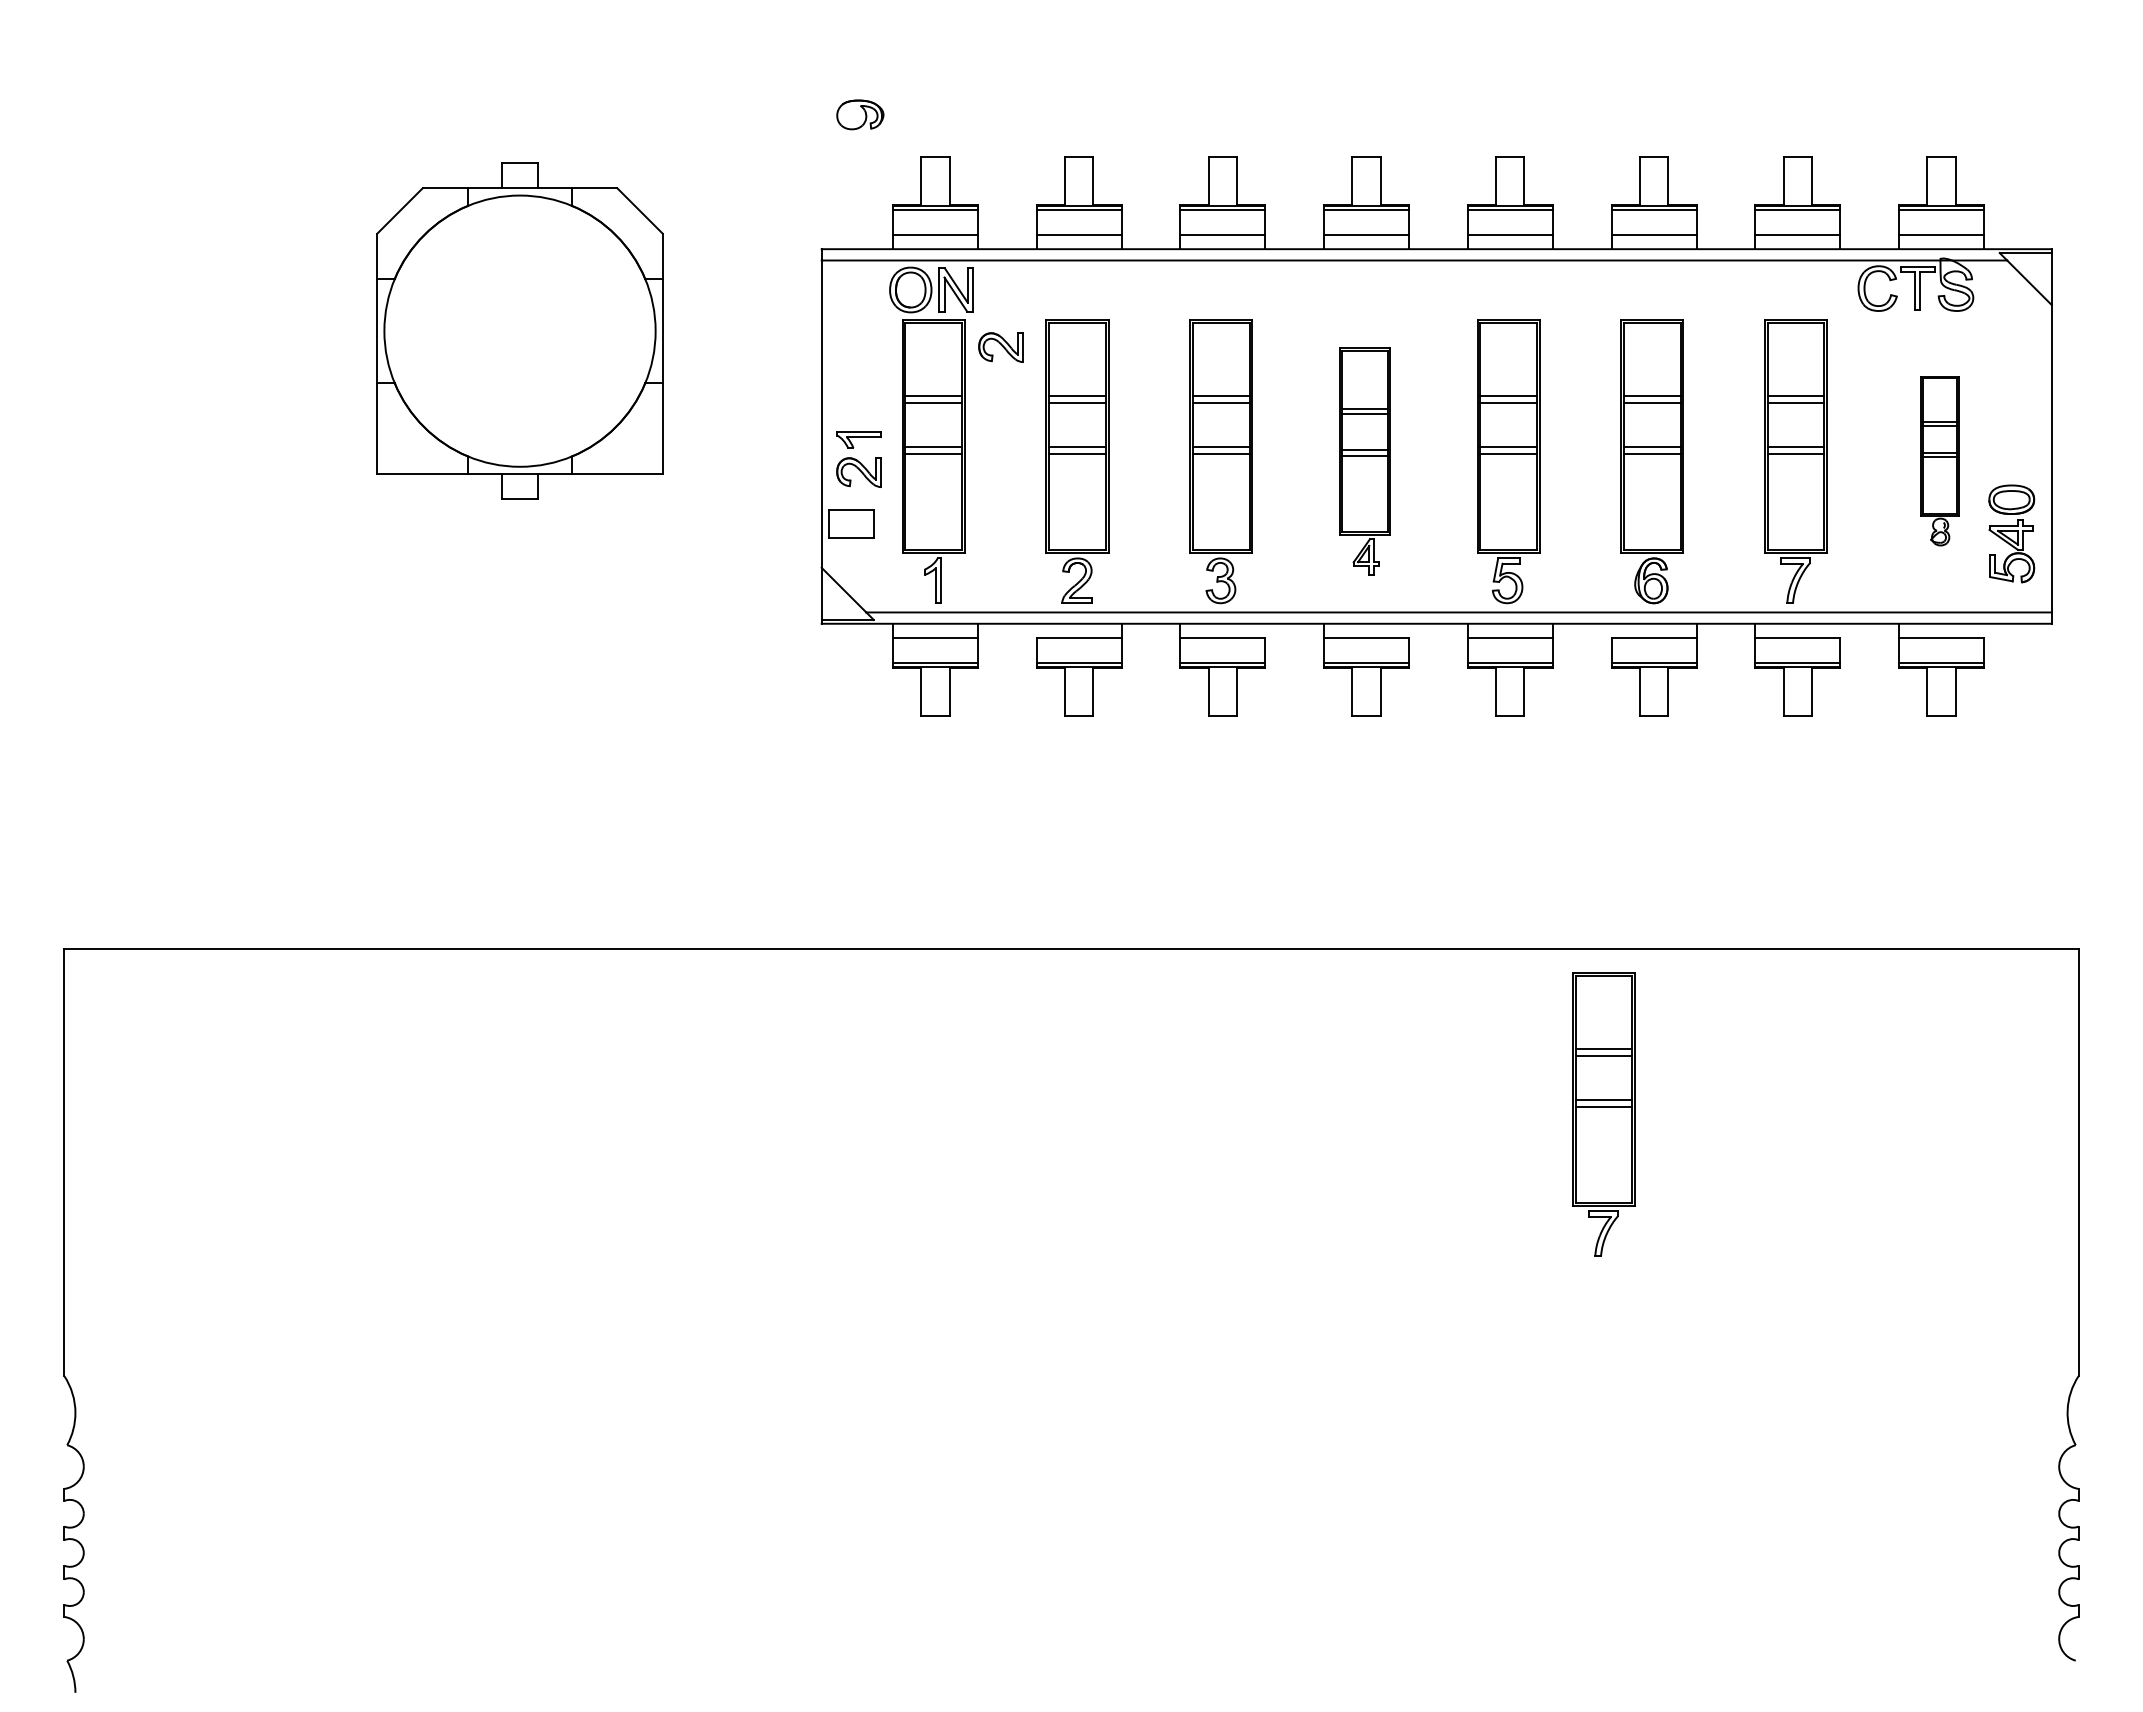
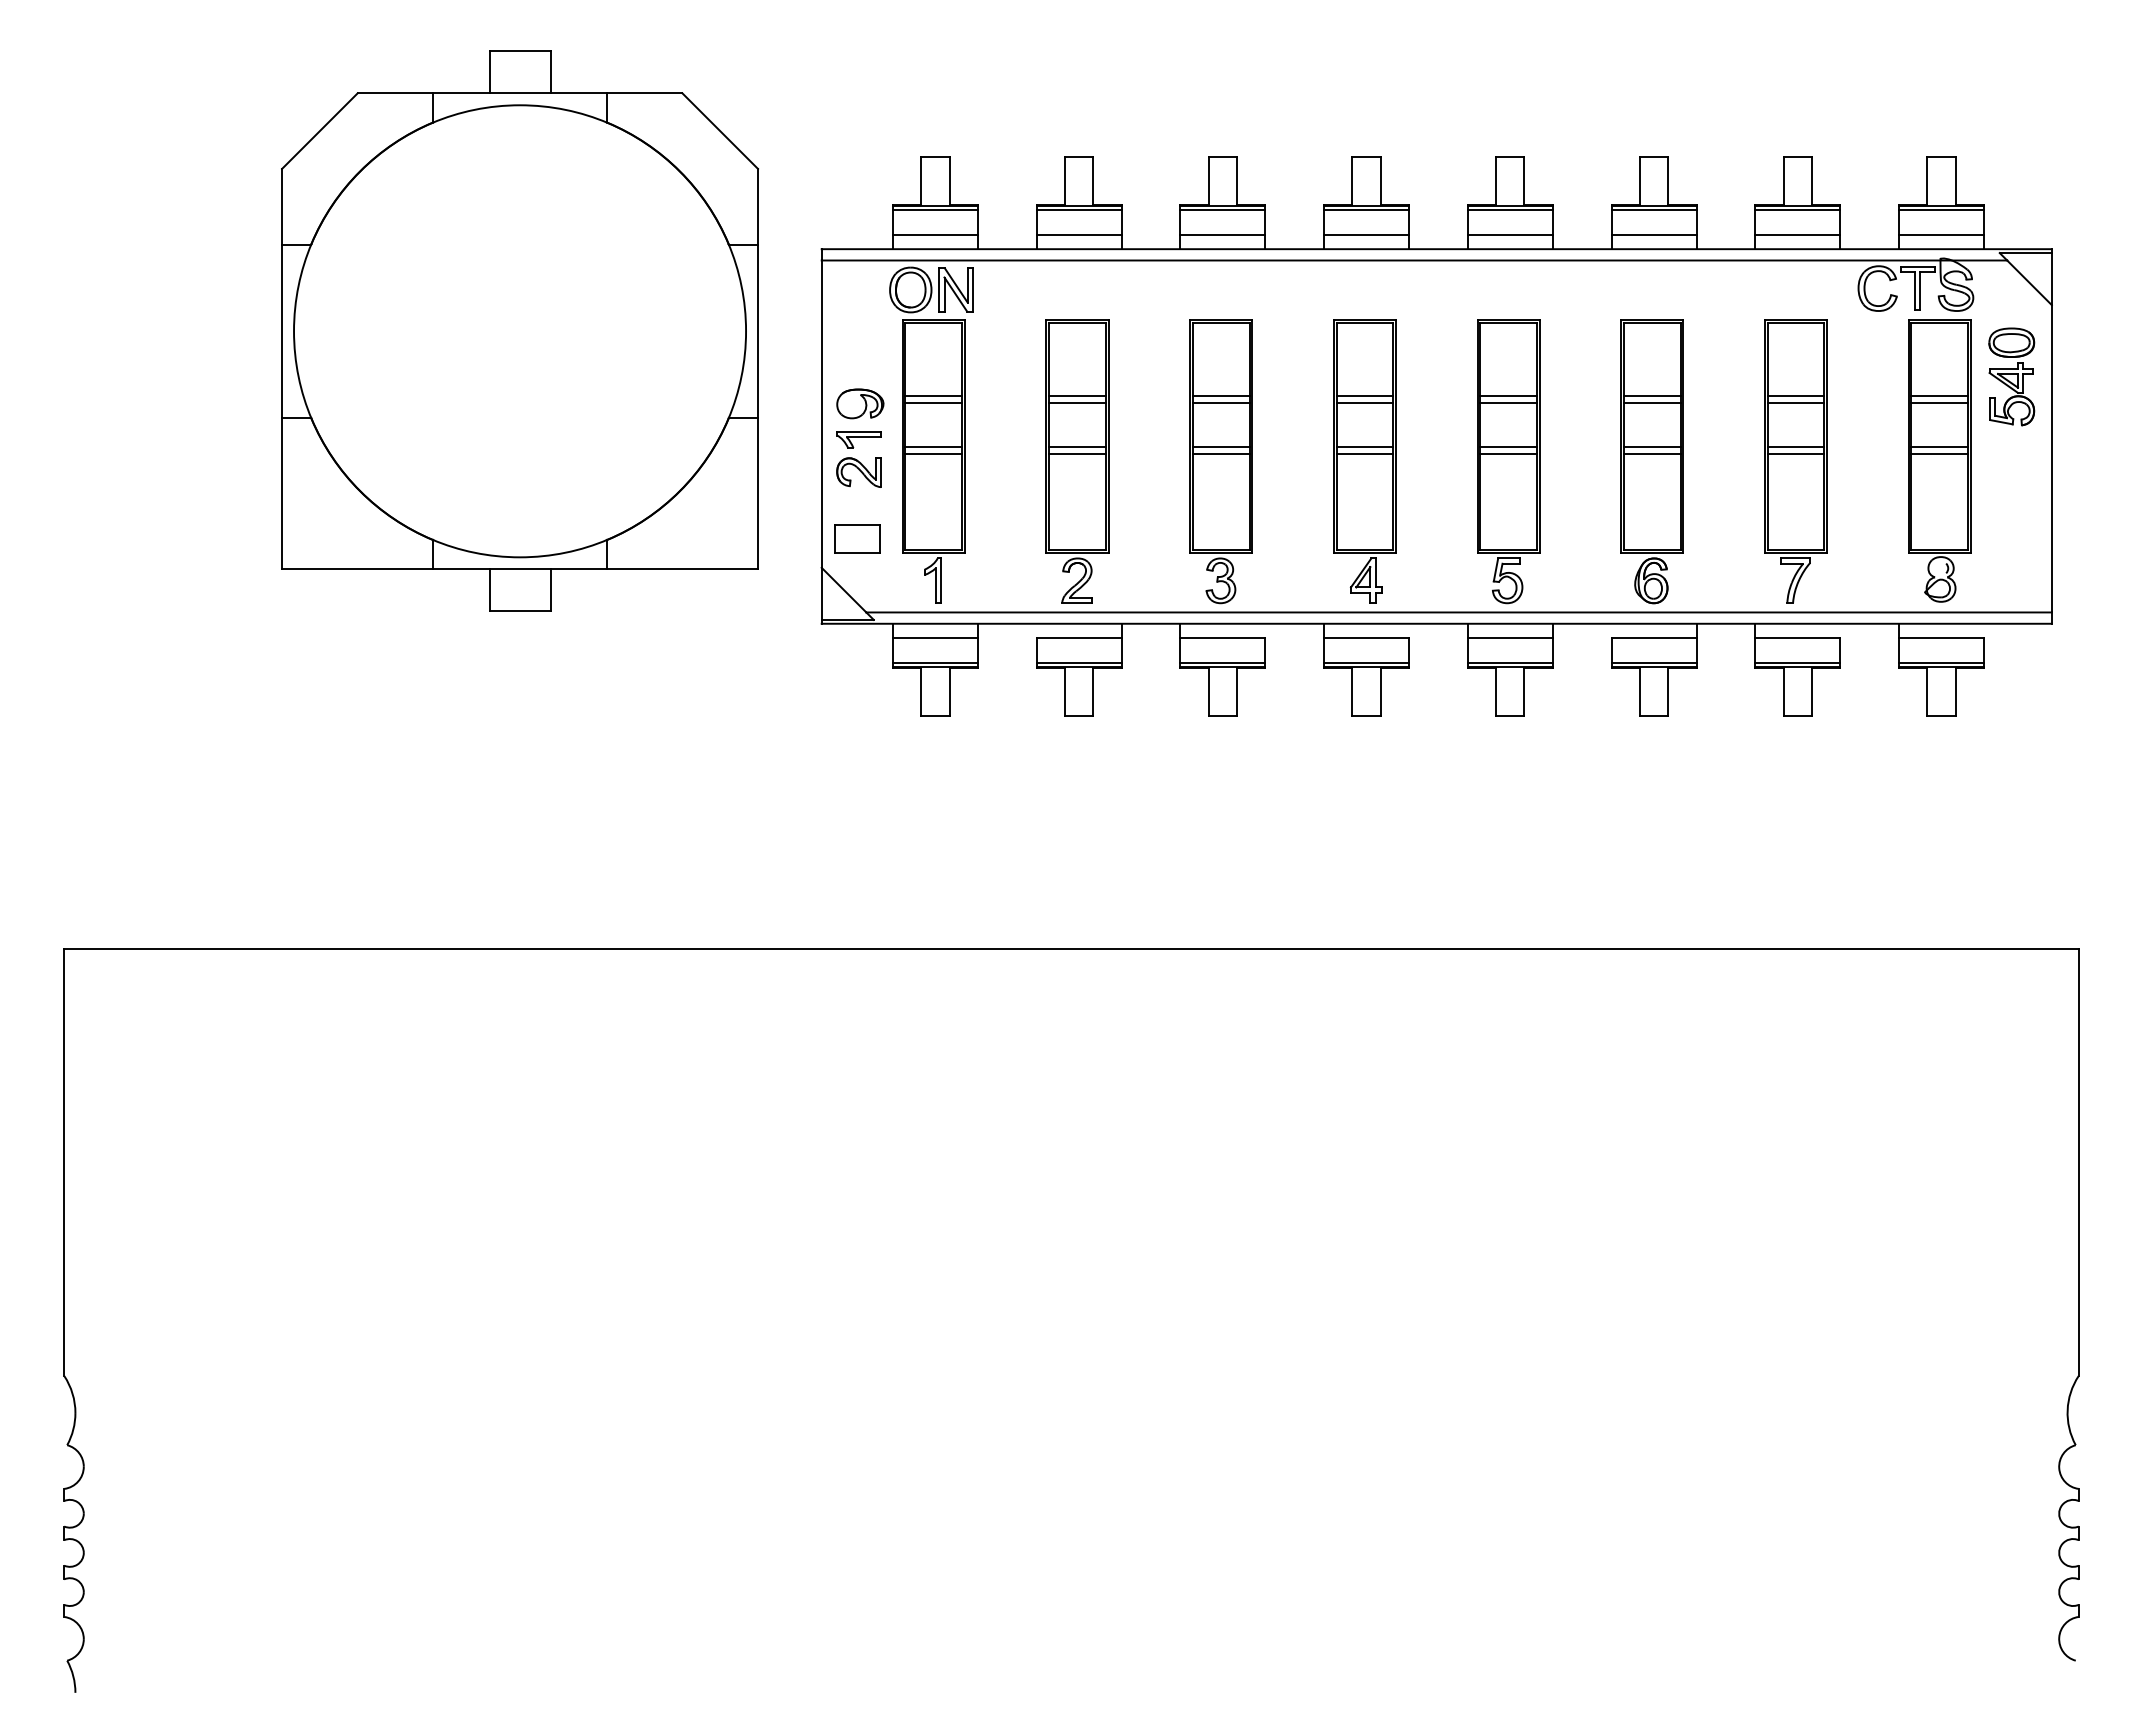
part position: (860, 114) -> (860, 403) (860, 403)
part size: 288x338 px -> 478x562 px (519, 330)
part: present -> none (1000, 347)
part size: 52x229 px -> 64x285 px (1364, 461)
part size: 40x171 px -> 64x284 px (1939, 460)
part position: (851, 523) -> (857, 538) (857, 538)
part position: (2011, 533) -> (2011, 376) (2011, 376)
part: present -> none (1603, 1114)
